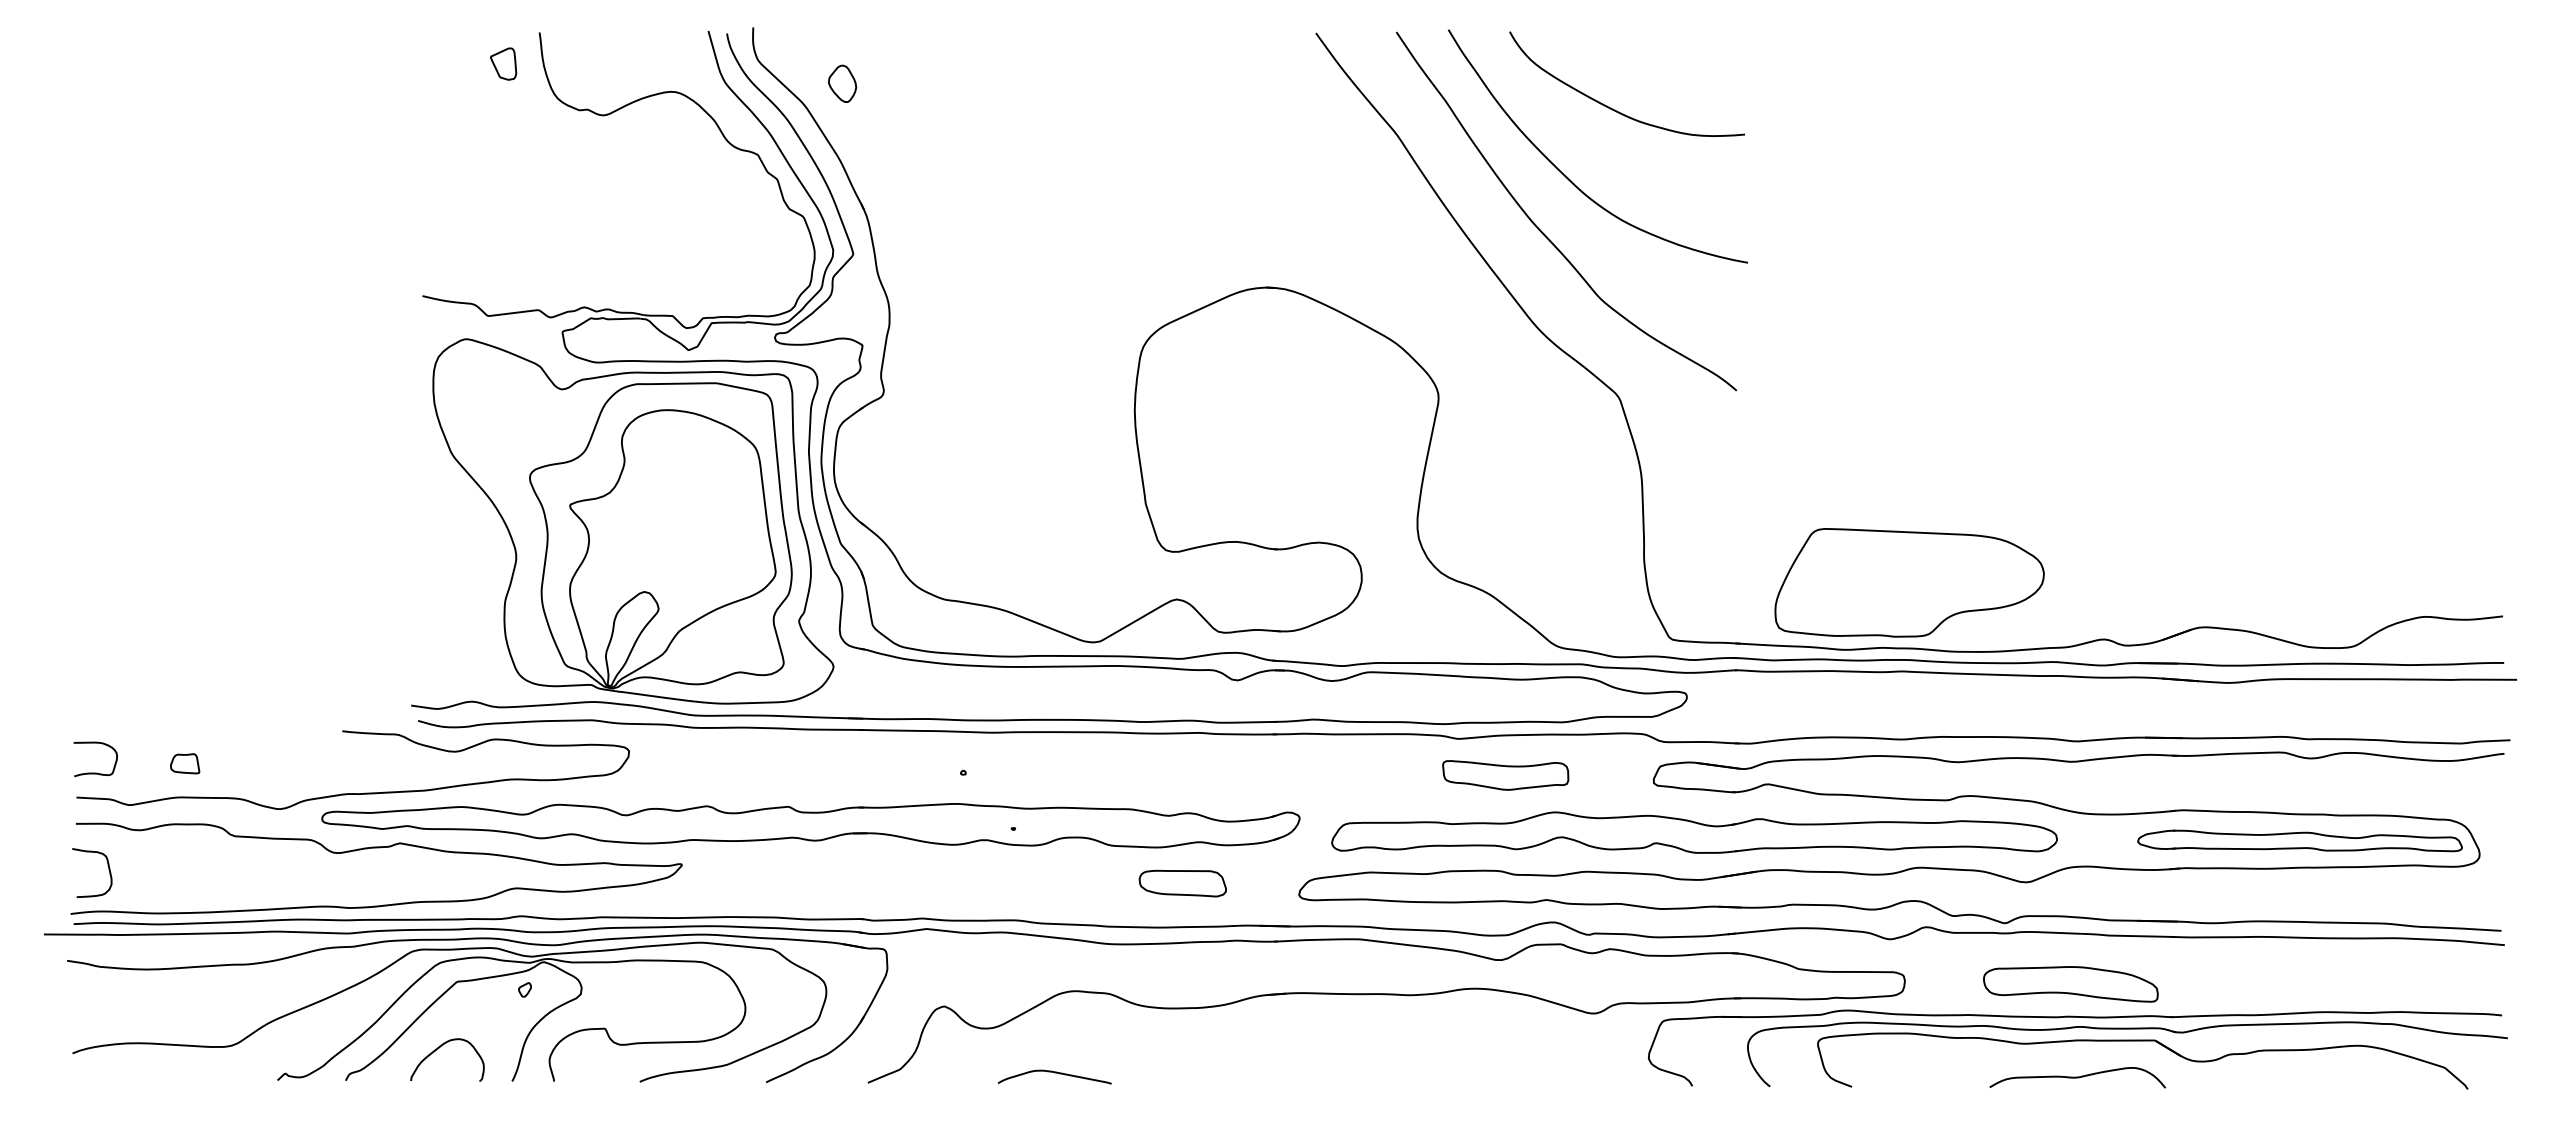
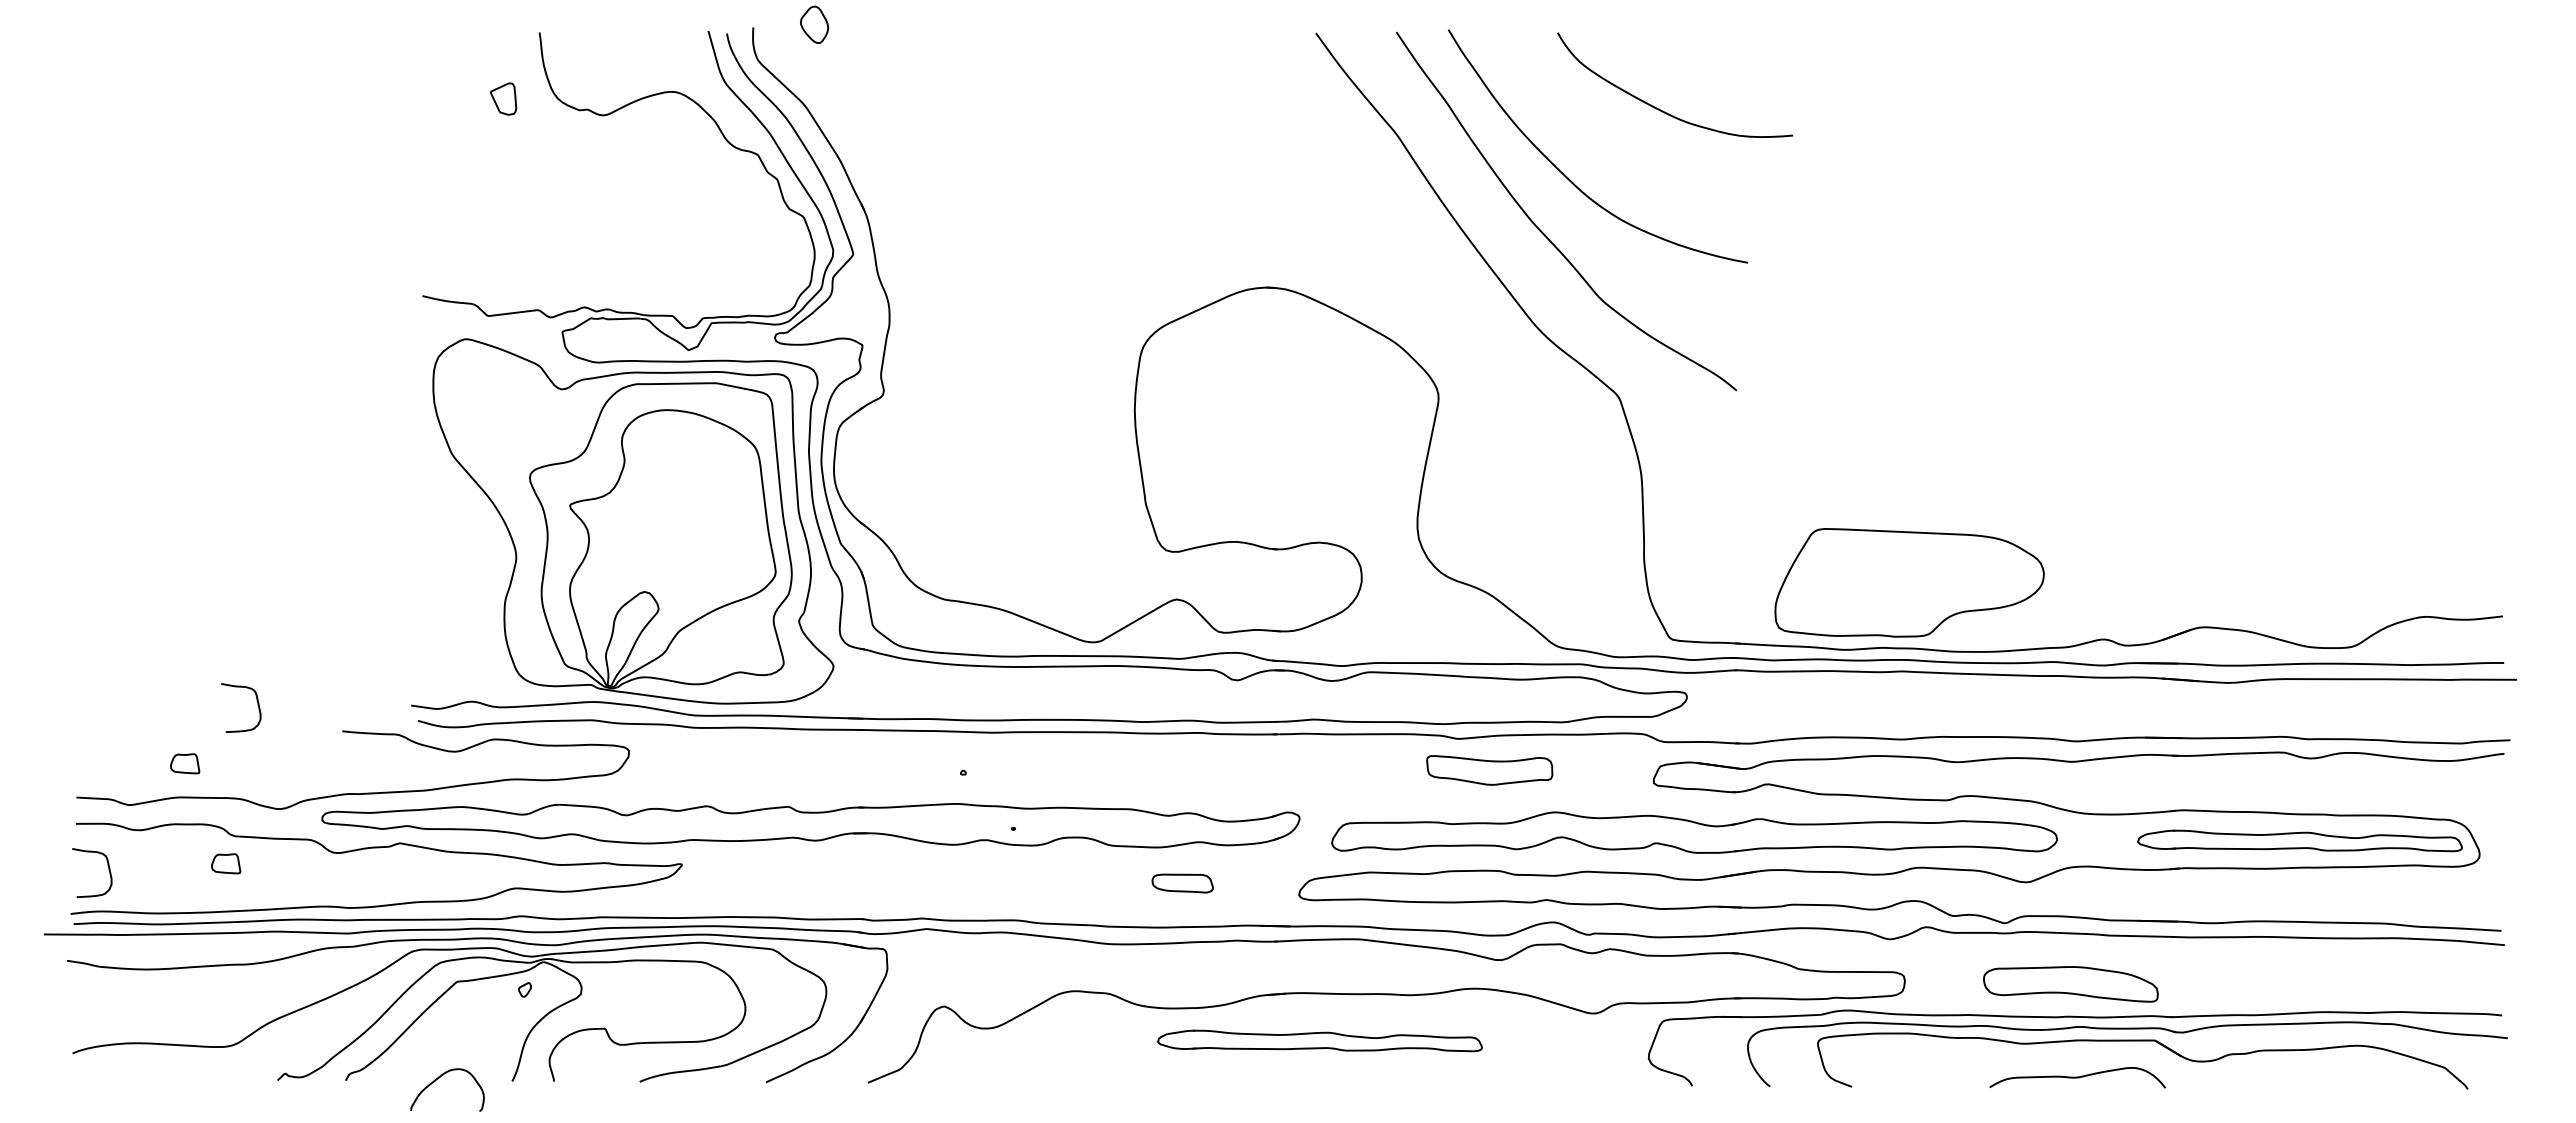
part position: (503, 63) -> (503, 98) (503, 98)
part position: (842, 83) -> (814, 24) (814, 24)
curve position: (1613, 108) -> (1661, 109) (1661, 109)
curve: none -> present (257, 705)
curve: present -> none (95, 772)
part position: (1505, 775) -> (1489, 770) (1489, 770)
part: none -> present (226, 863)
part size: 89x29 px -> 63x21 px (1182, 883)
part: none -> present (1319, 1040)
curve position: (438, 1049) -> (438, 1079) (438, 1079)
curve: present -> none (1054, 1073)
